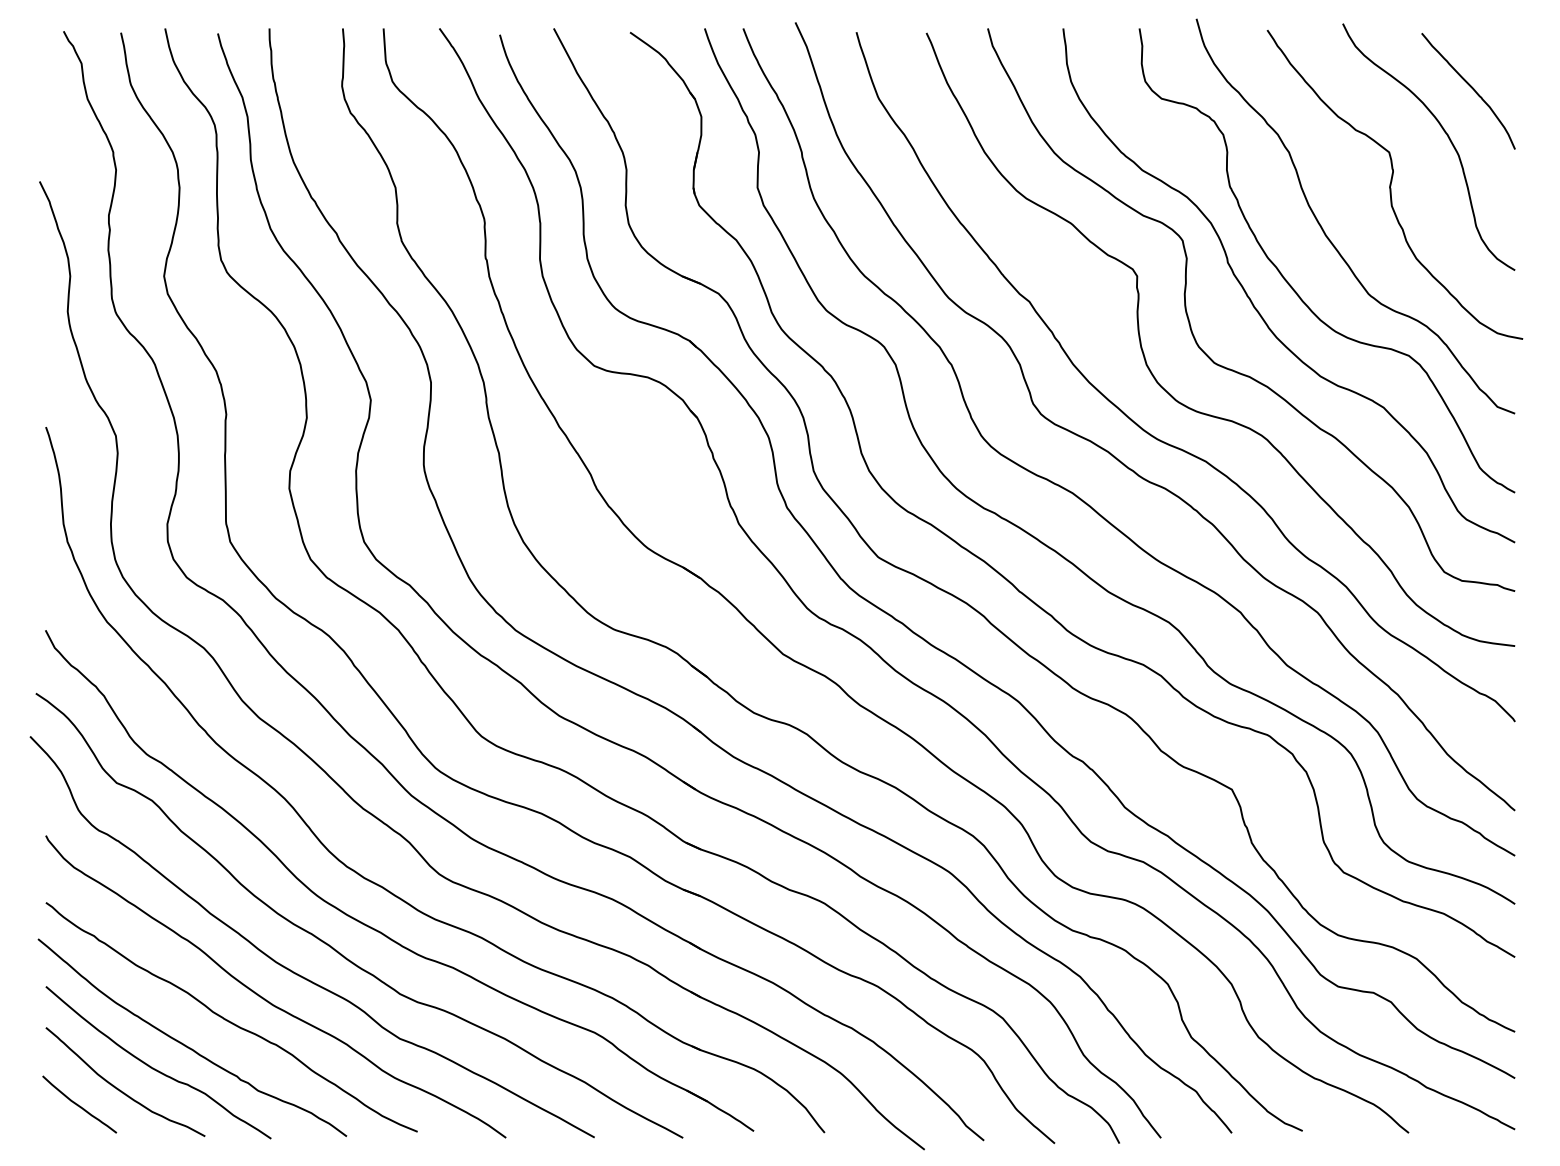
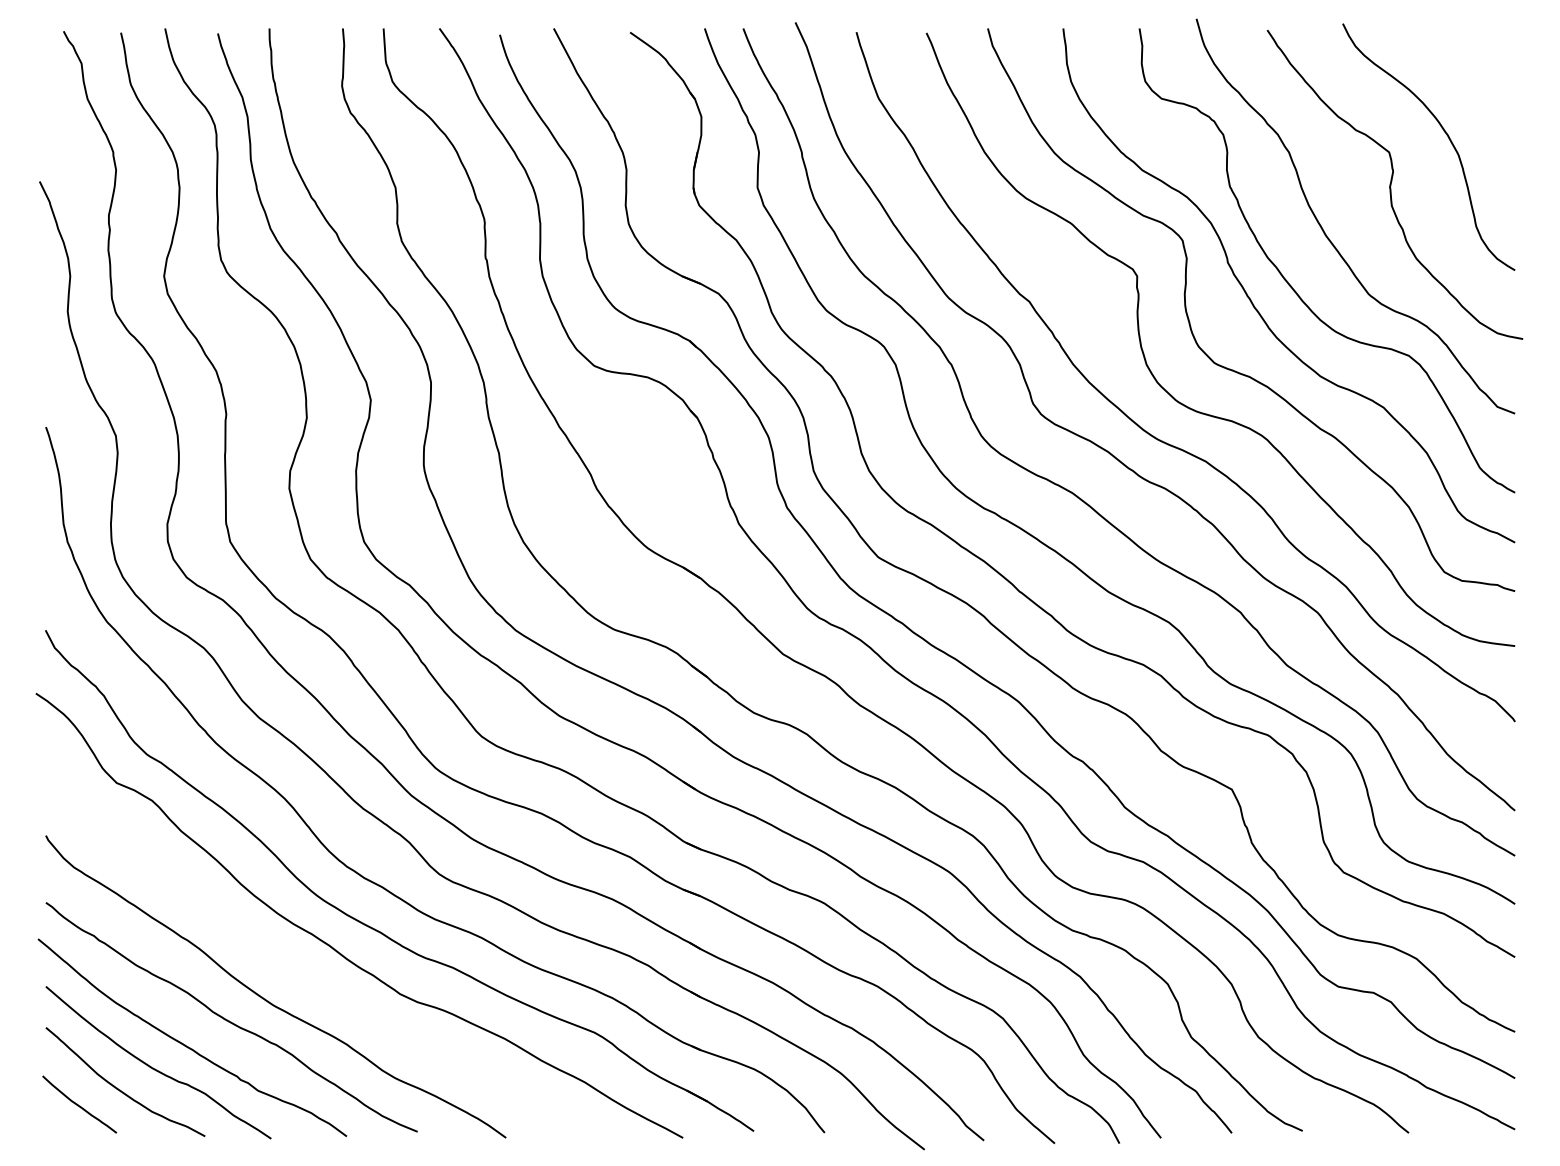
curve: present -> none (1471, 88)
curve: present -> none (289, 968)
